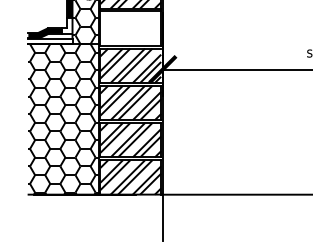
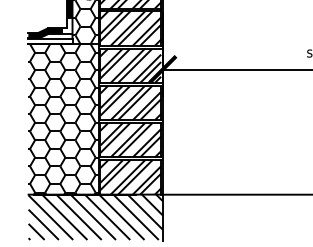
hatch: none -> present (130, 28)
hatch: none -> present (95, 216)
